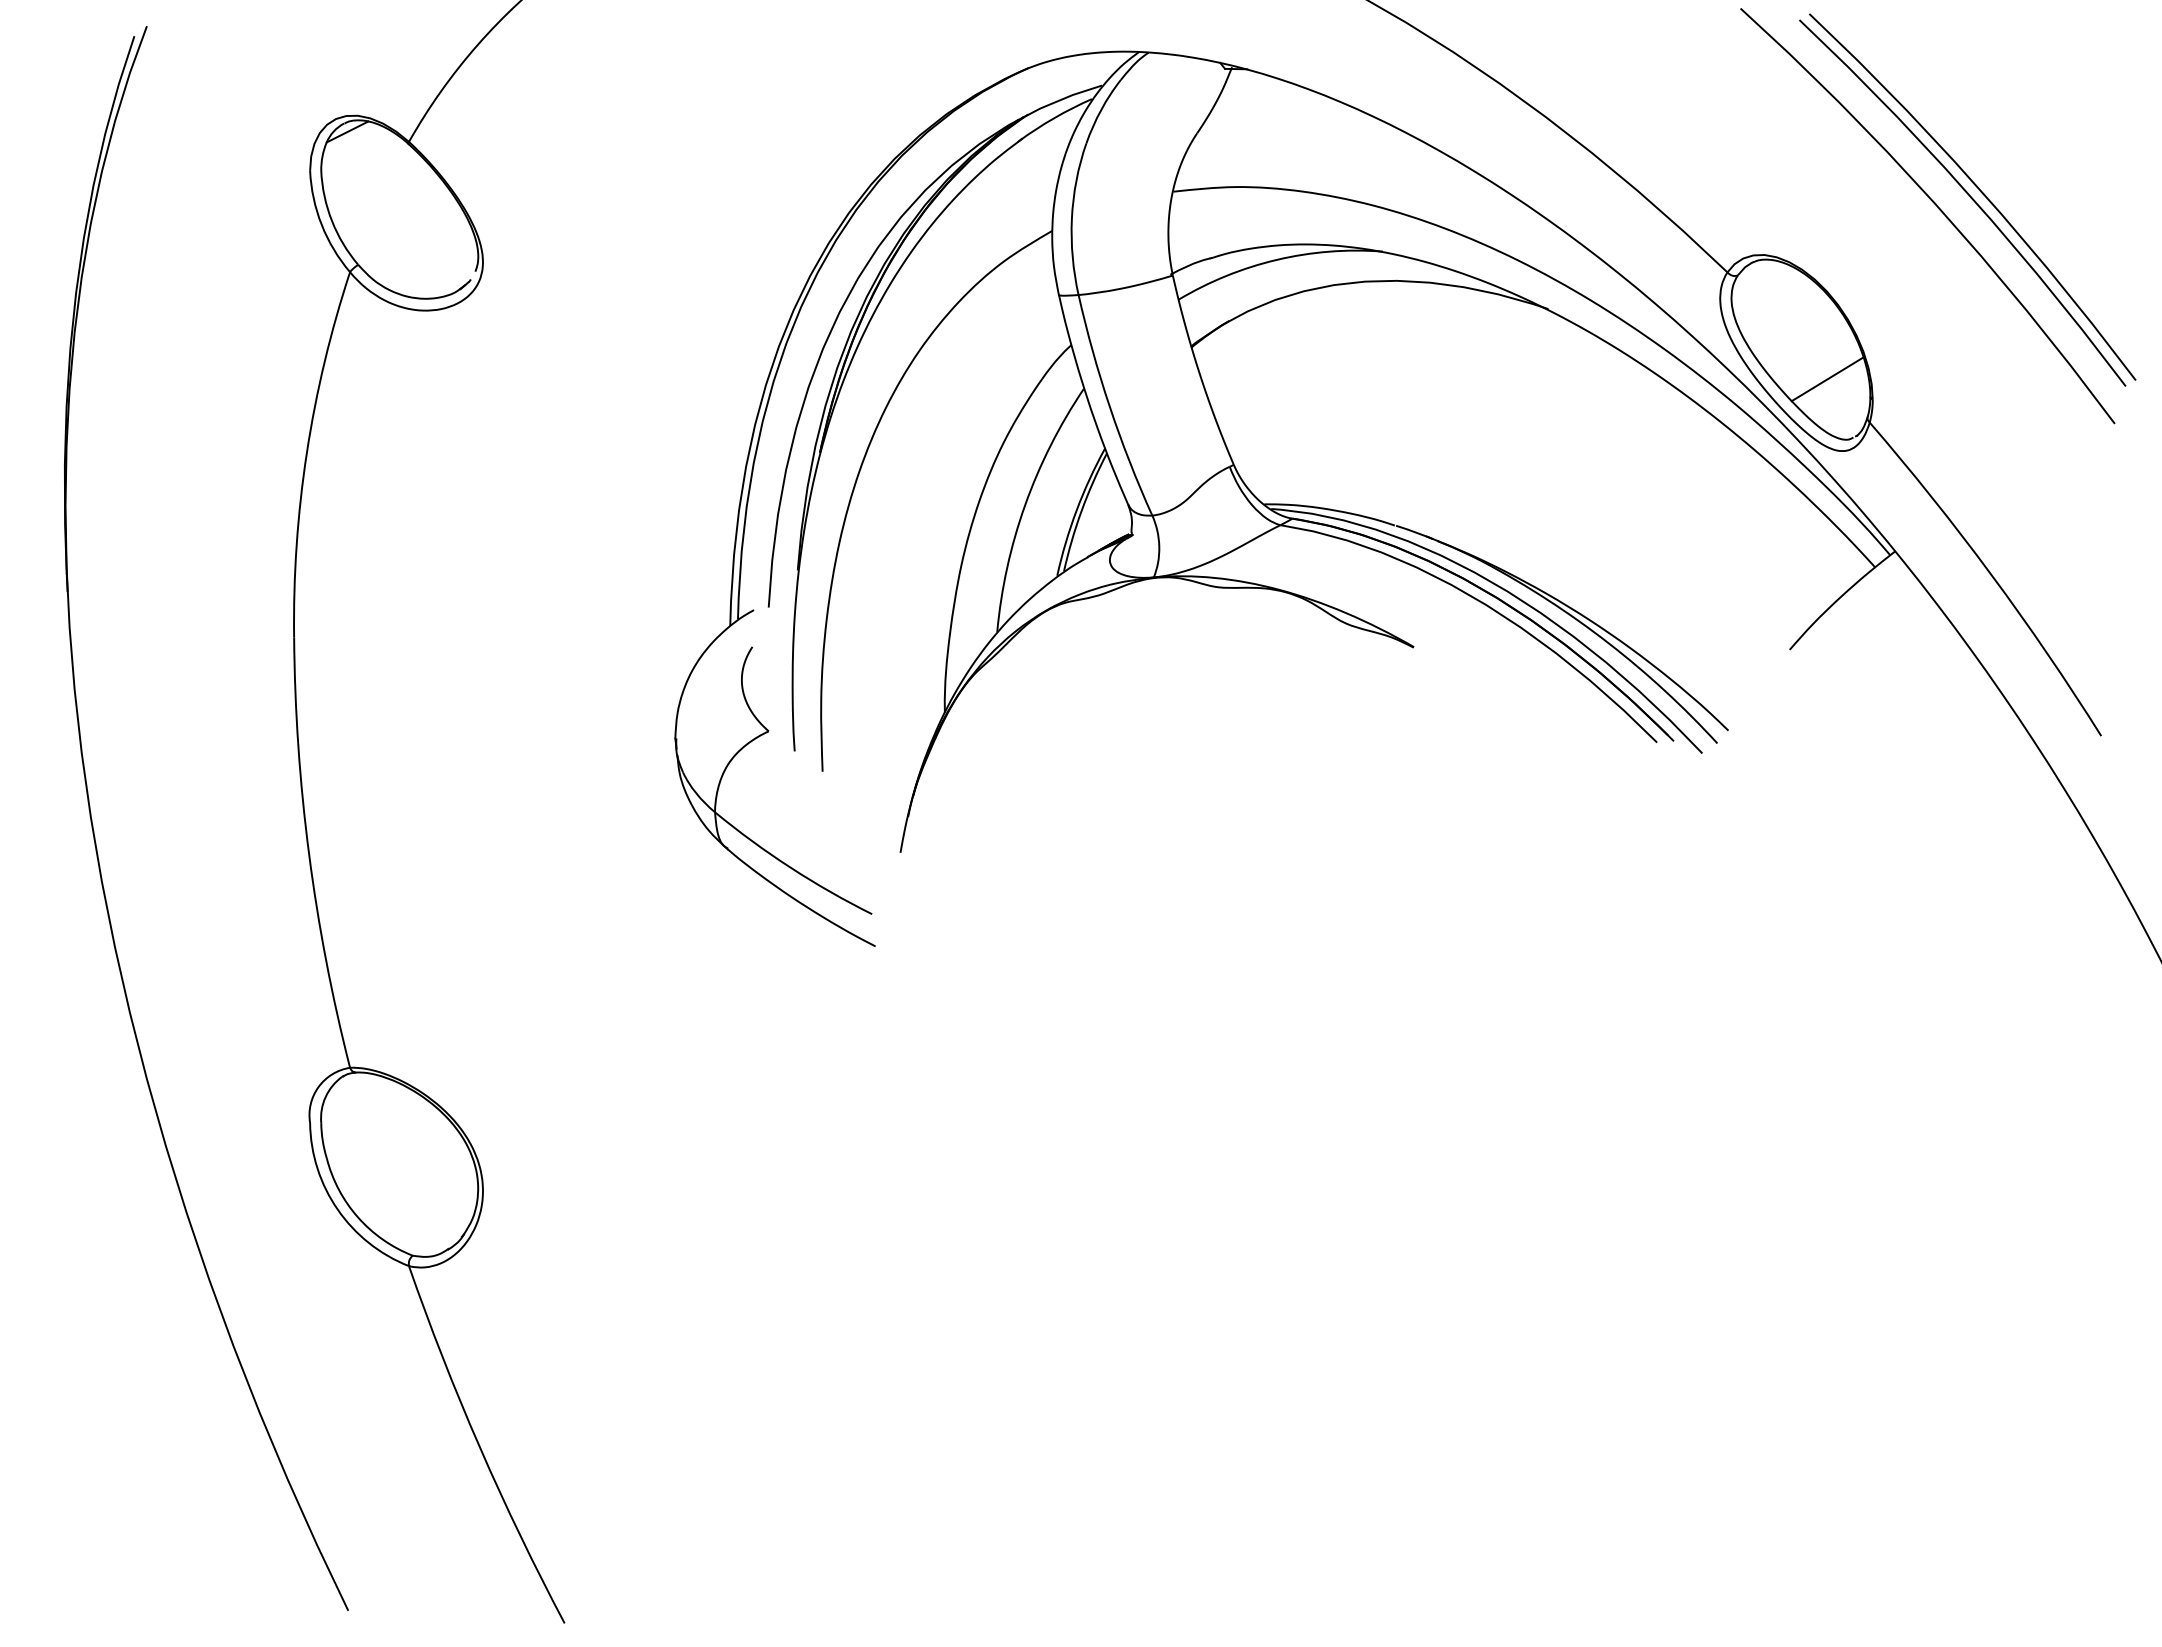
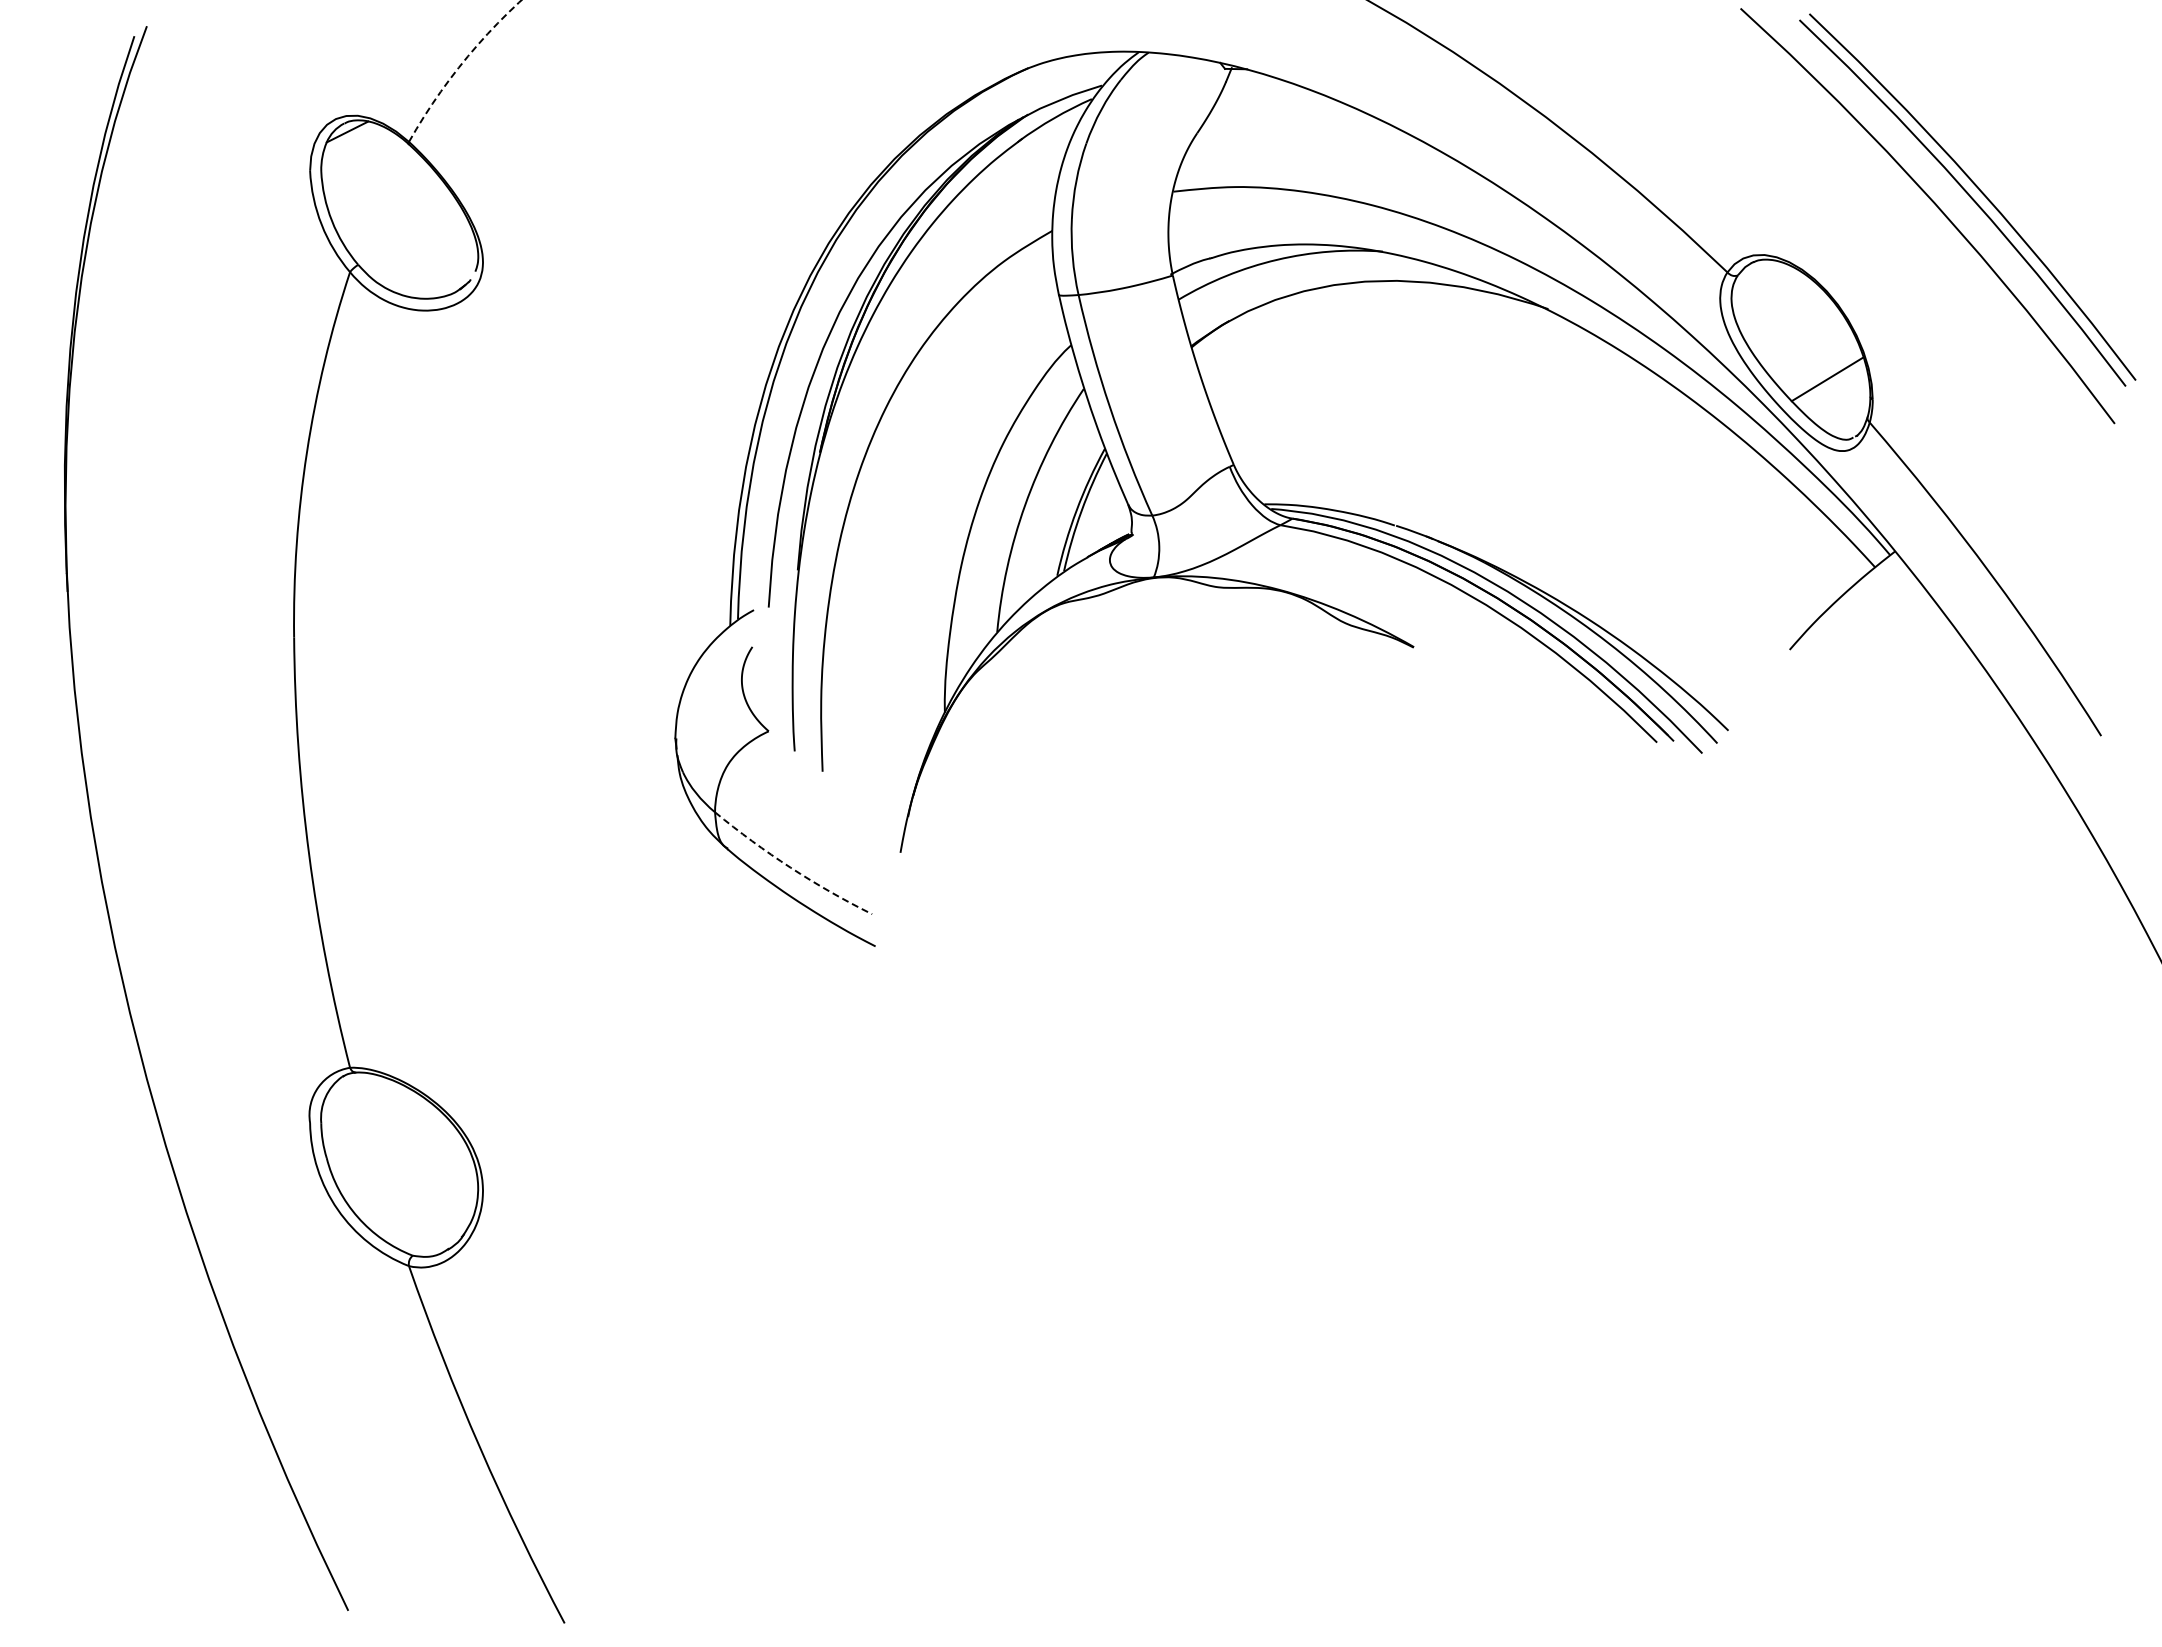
arc: solid -> dashed (459, 67)
arc: solid -> dashed (790, 867)
